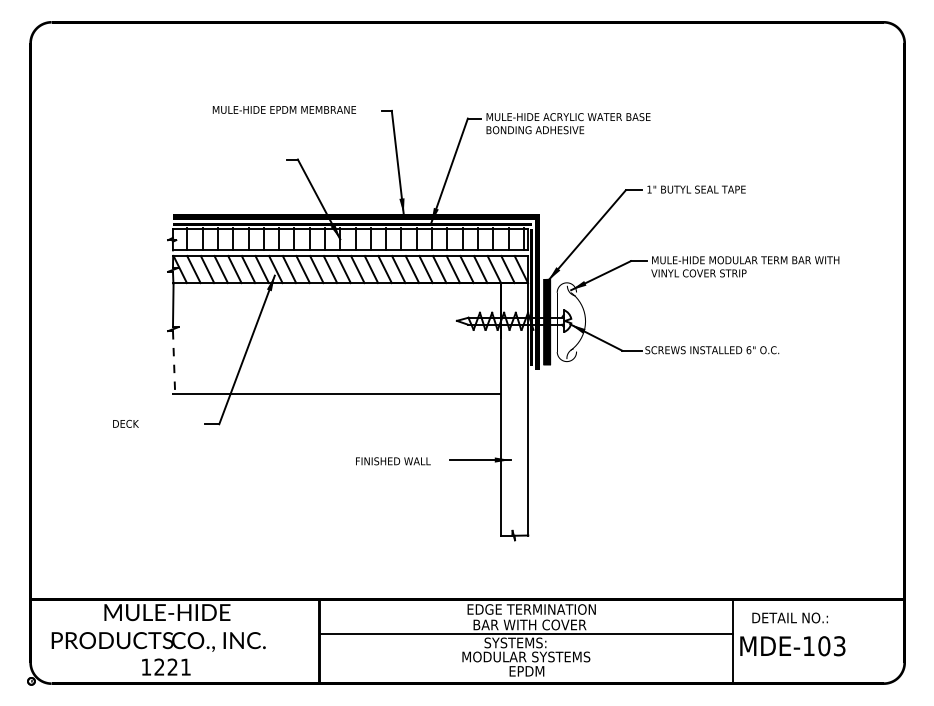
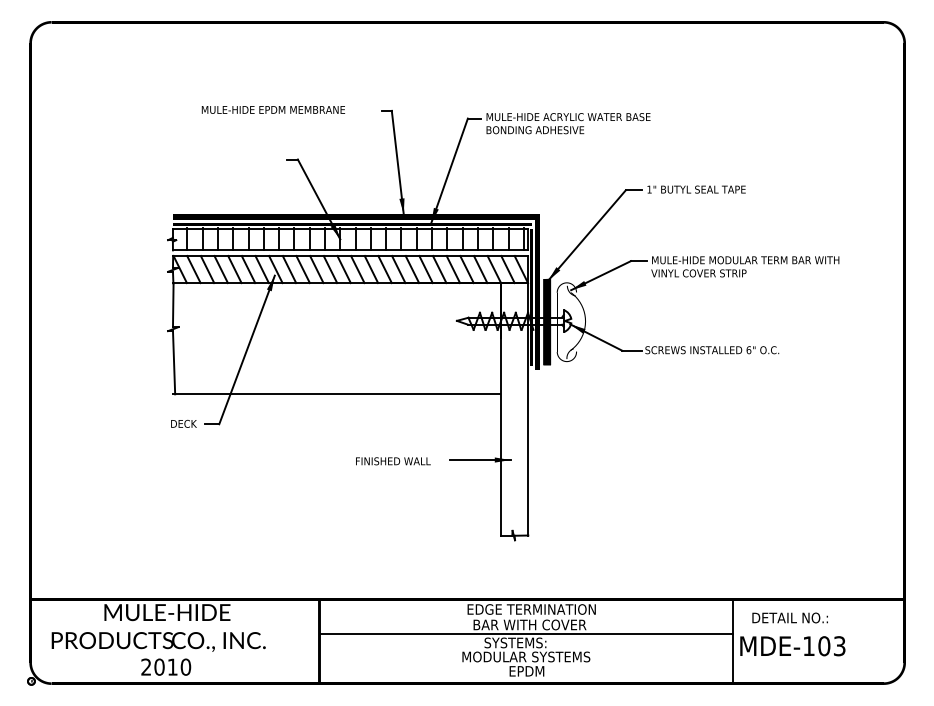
text position: (283, 109) -> (272, 109) (272, 109)
line: dashed -> solid (174, 362)
text position: (125, 423) -> (183, 423) (183, 423)
text: 1221 -> 2010 (166, 666)
